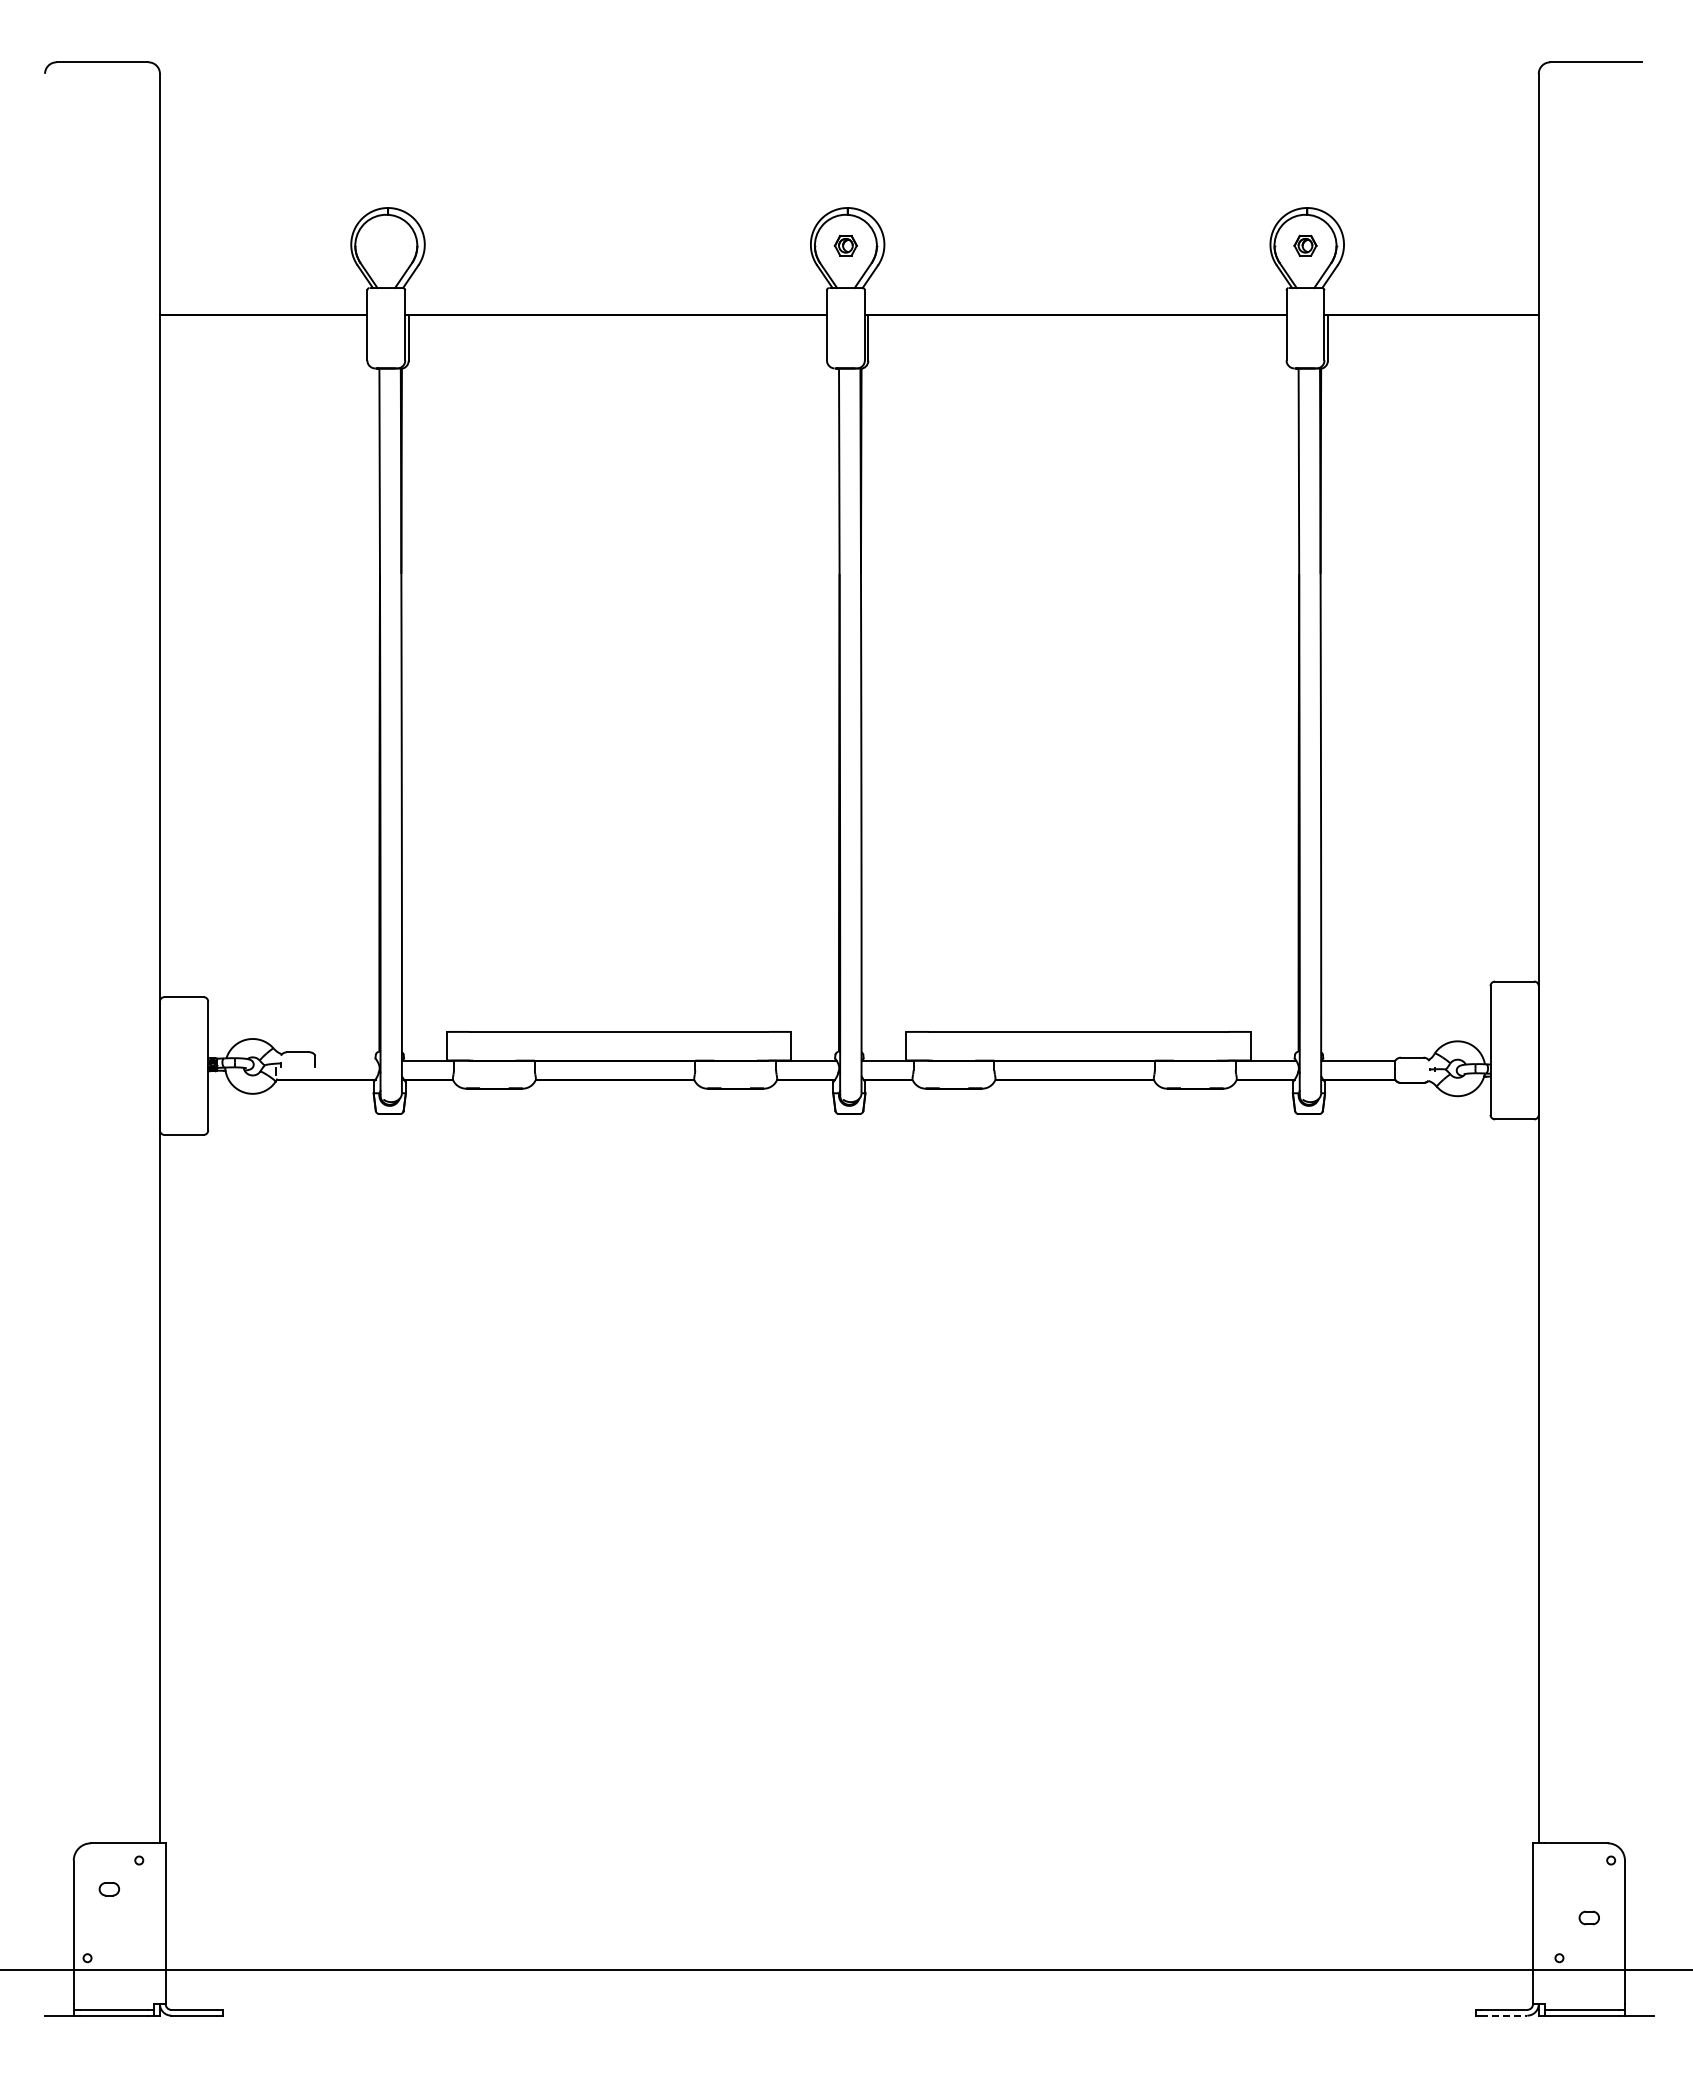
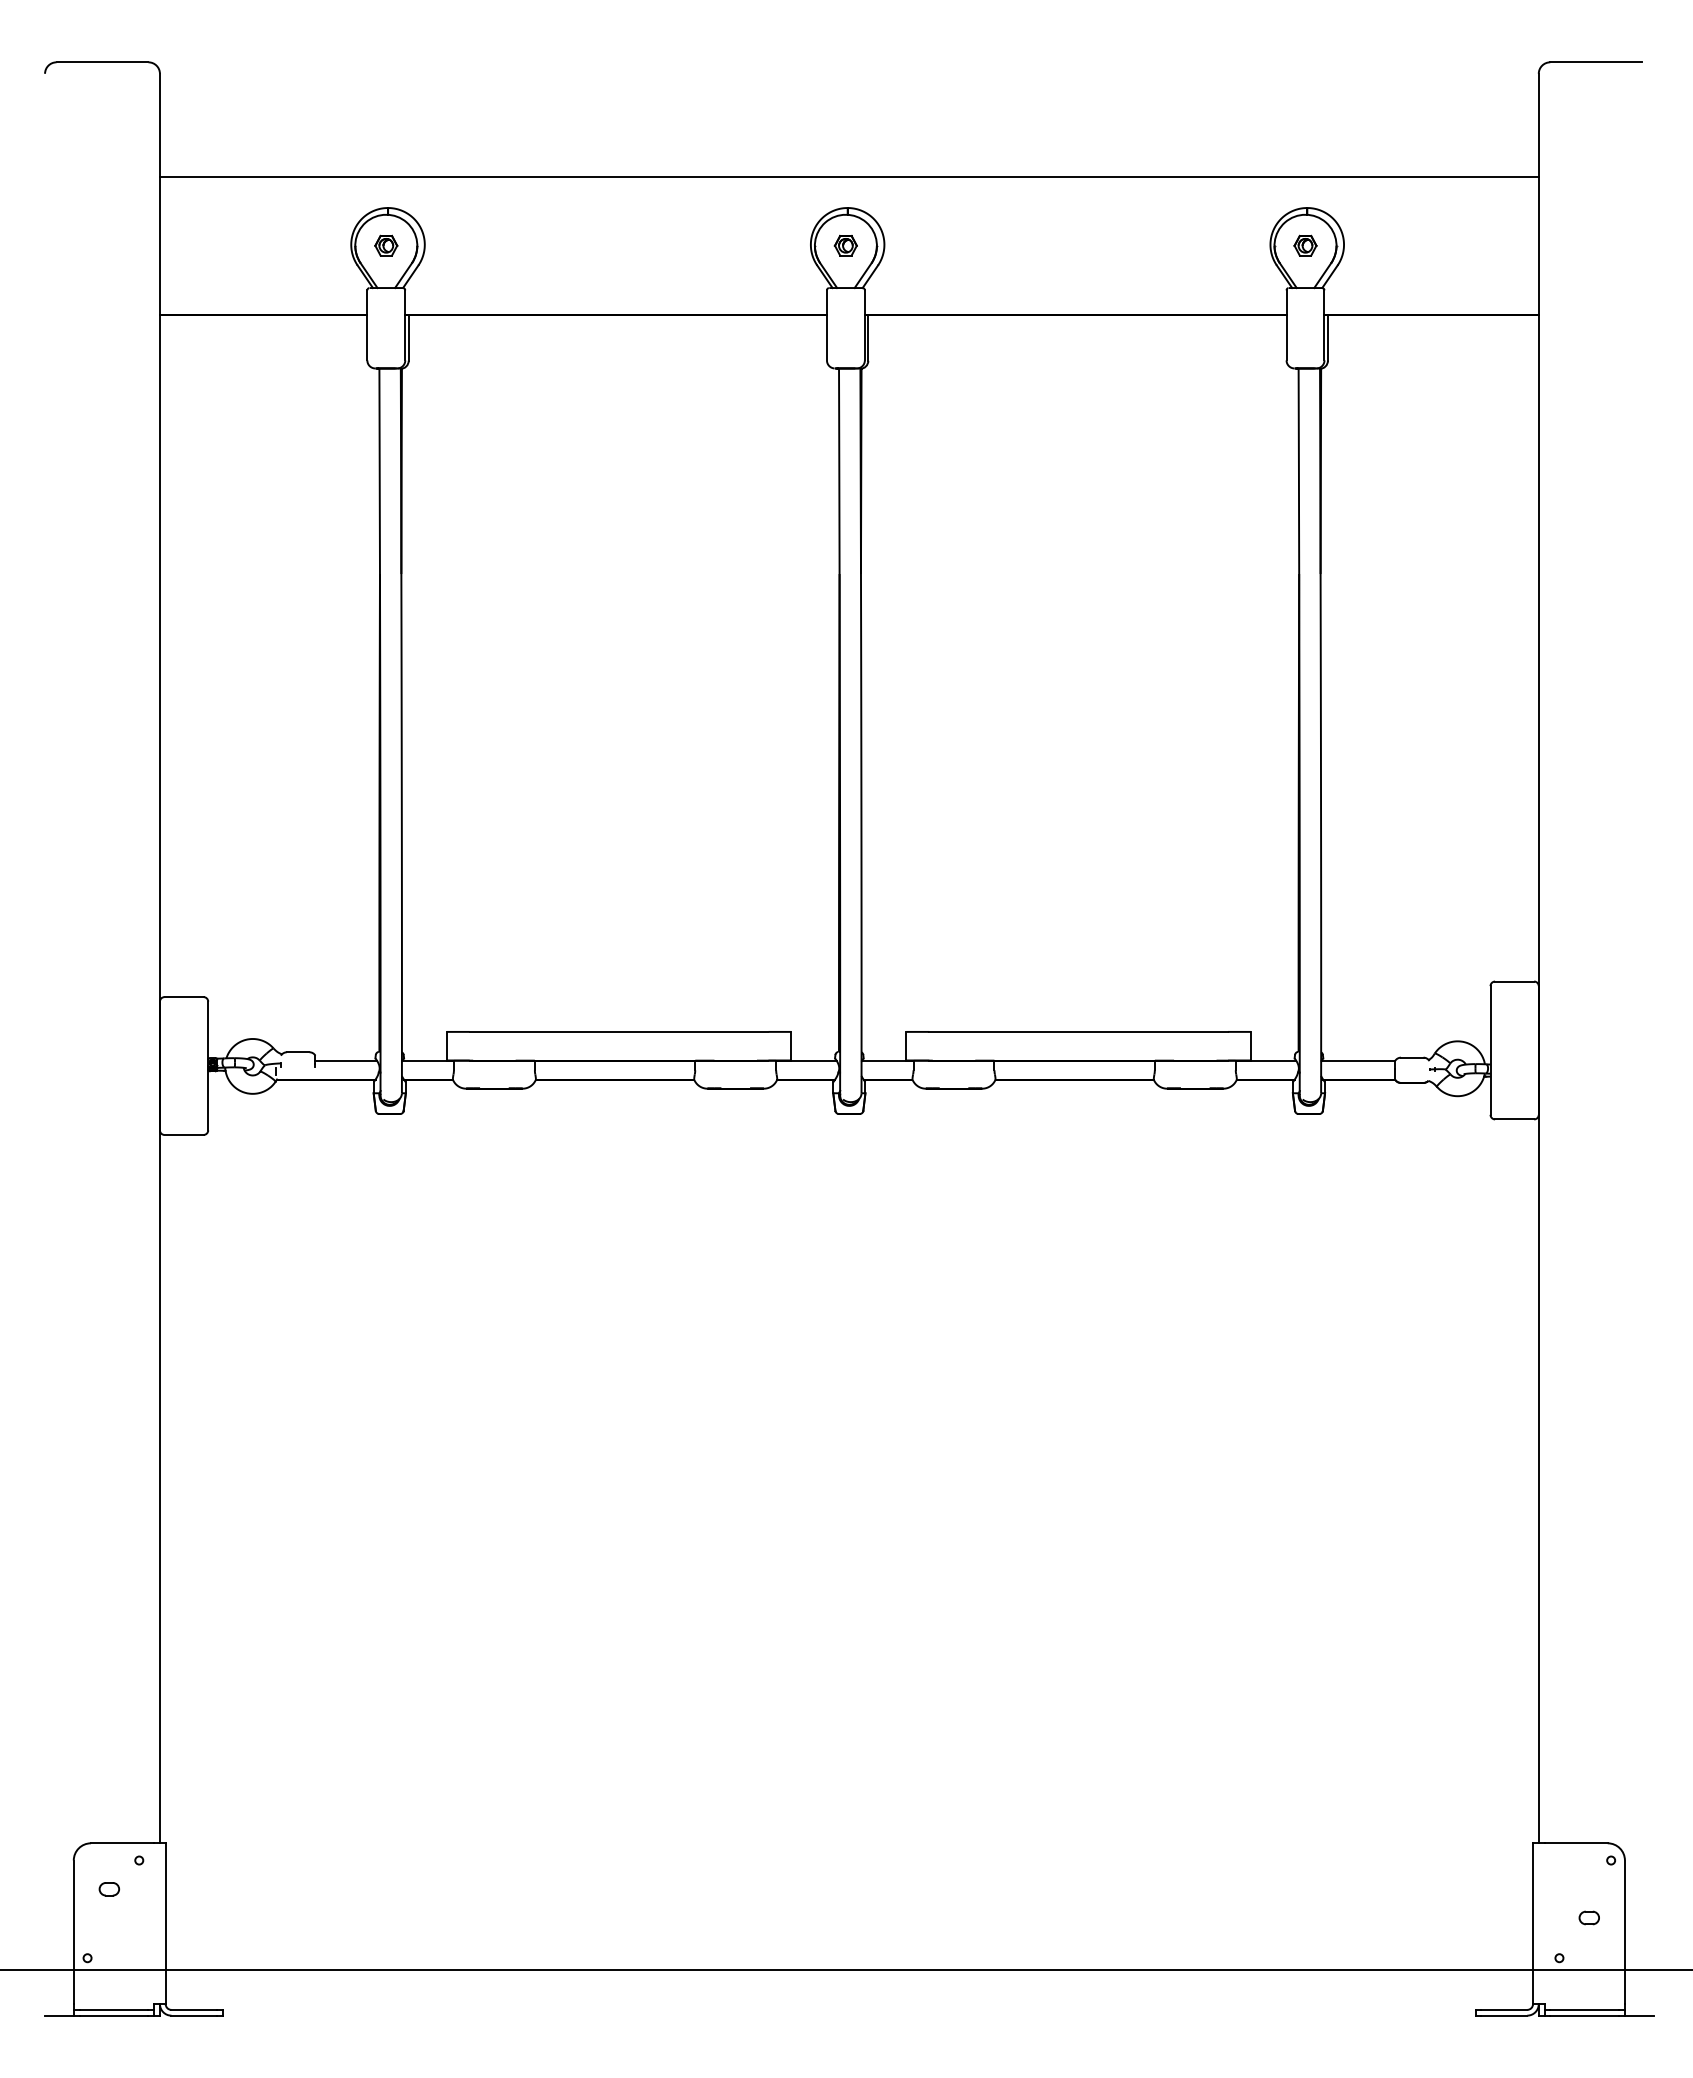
line: none -> present (848, 176)
part: none -> present (386, 245)
line: none -> present (346, 1061)
line: dashed -> solid (1504, 2015)
